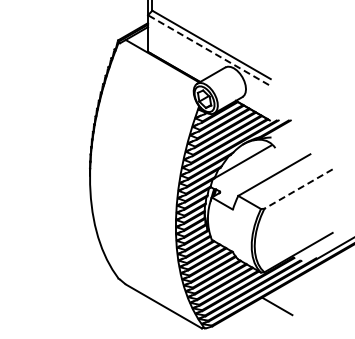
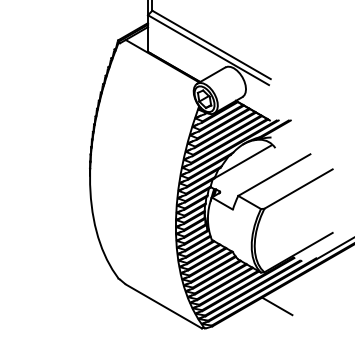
line: dashed -> solid (208, 50)
line: dashed -> solid (298, 189)
